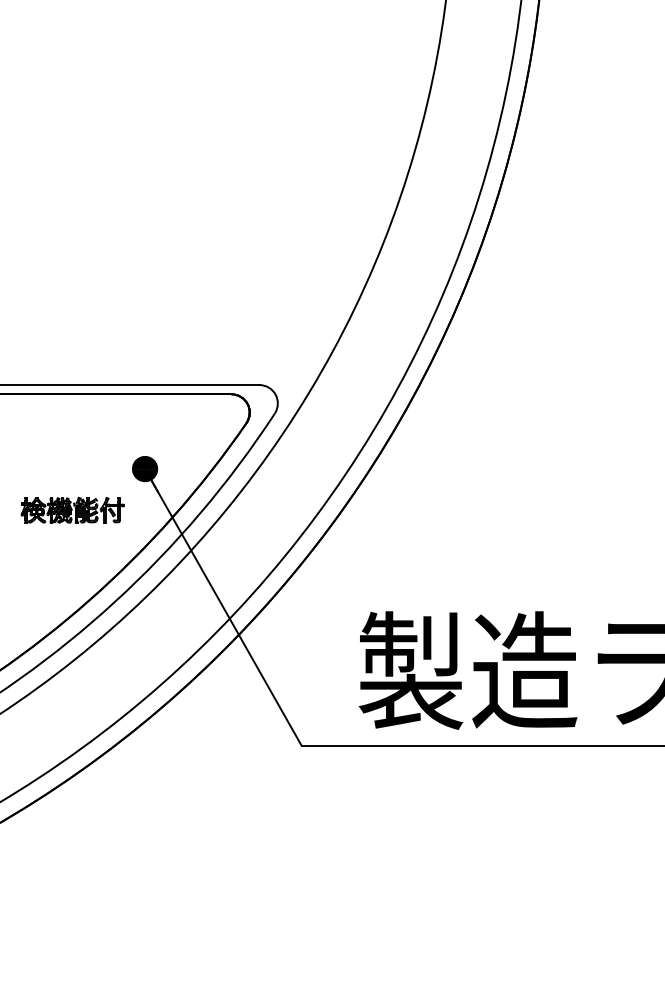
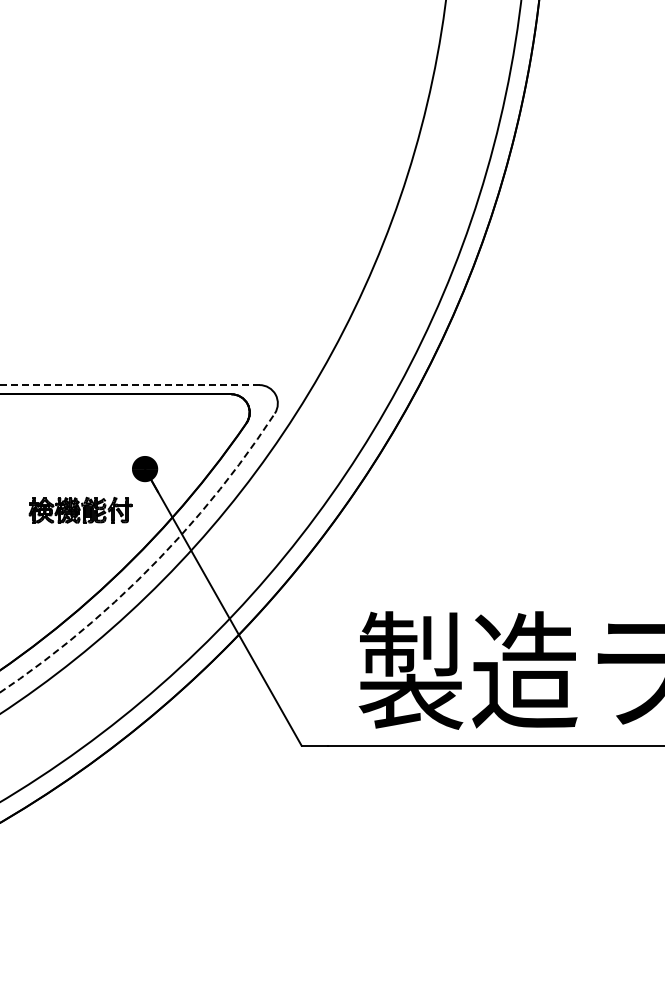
line: solid -> dashed (129, 385)
part position: (72, 509) -> (80, 509) (80, 509)
arc: solid -> dashed (151, 566)
